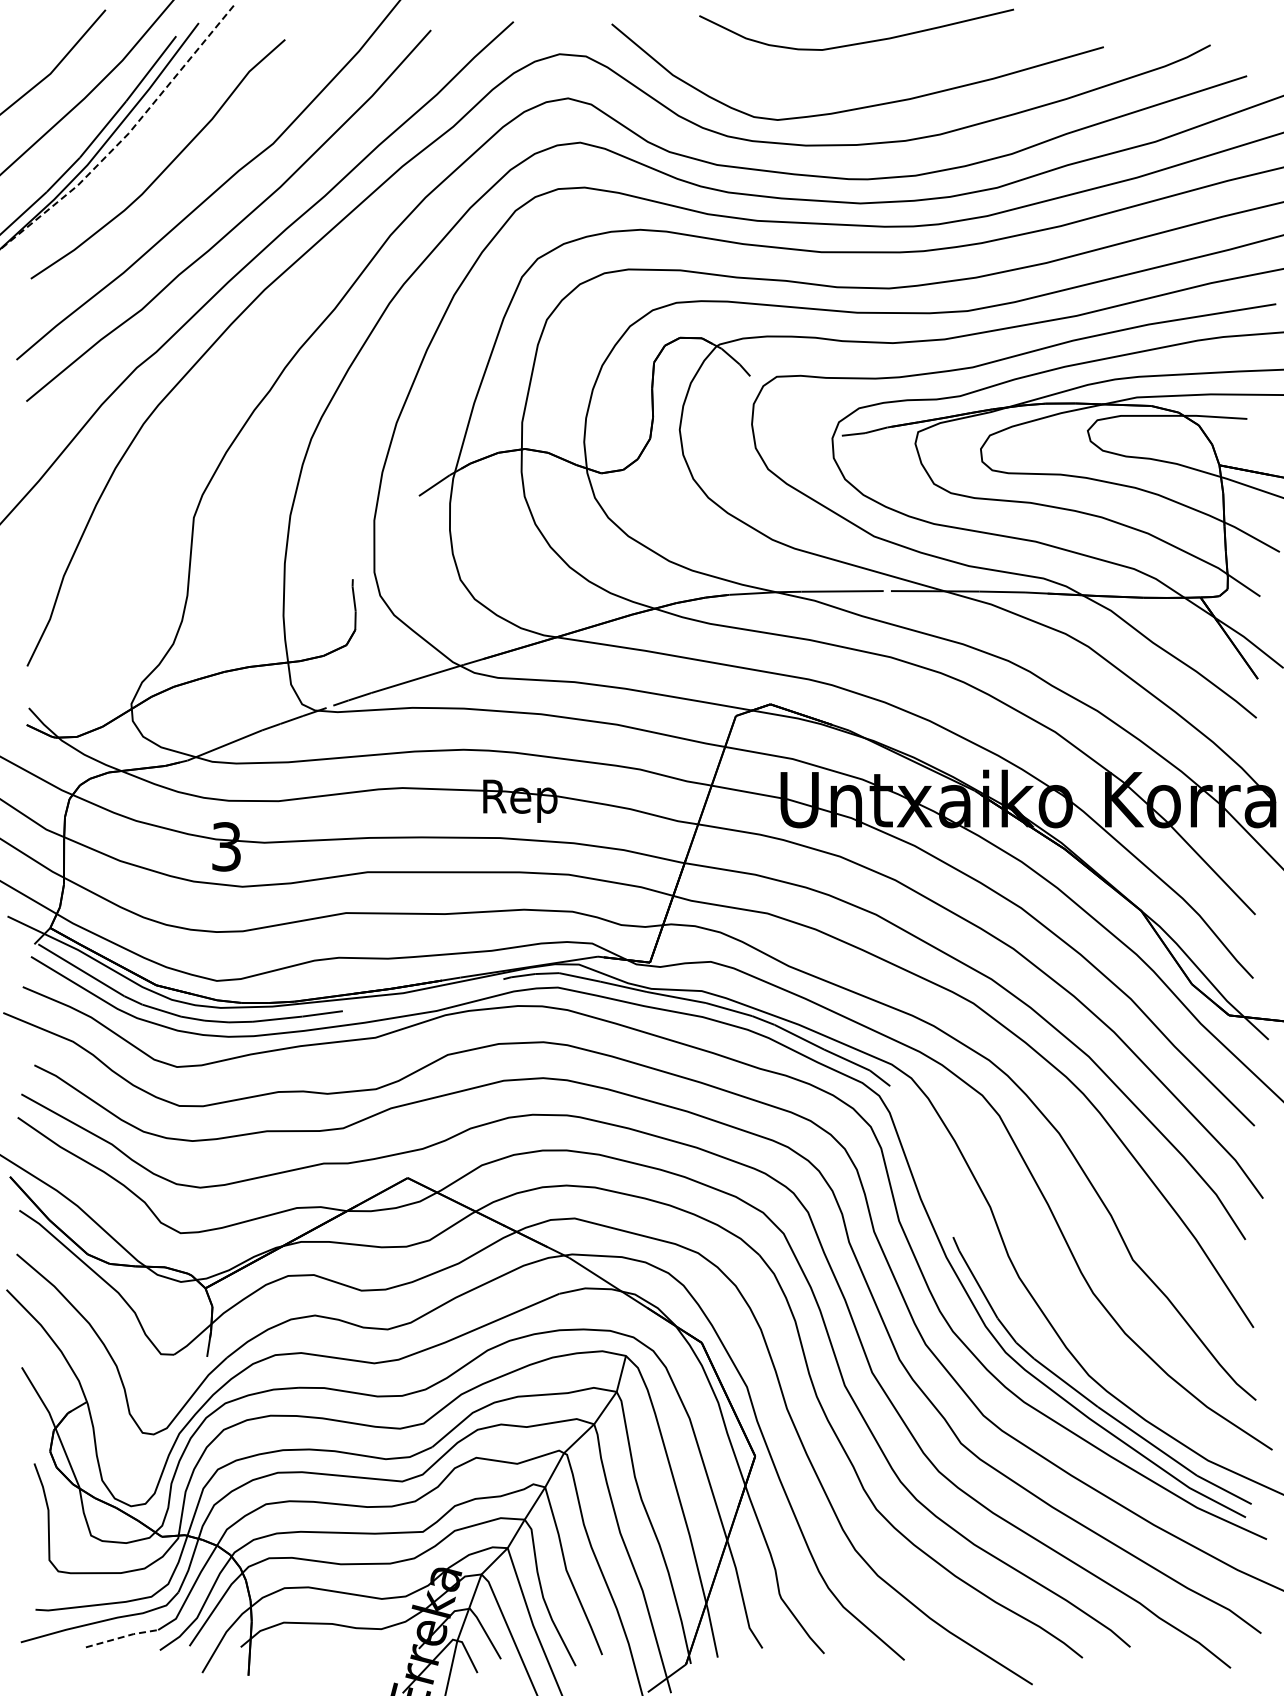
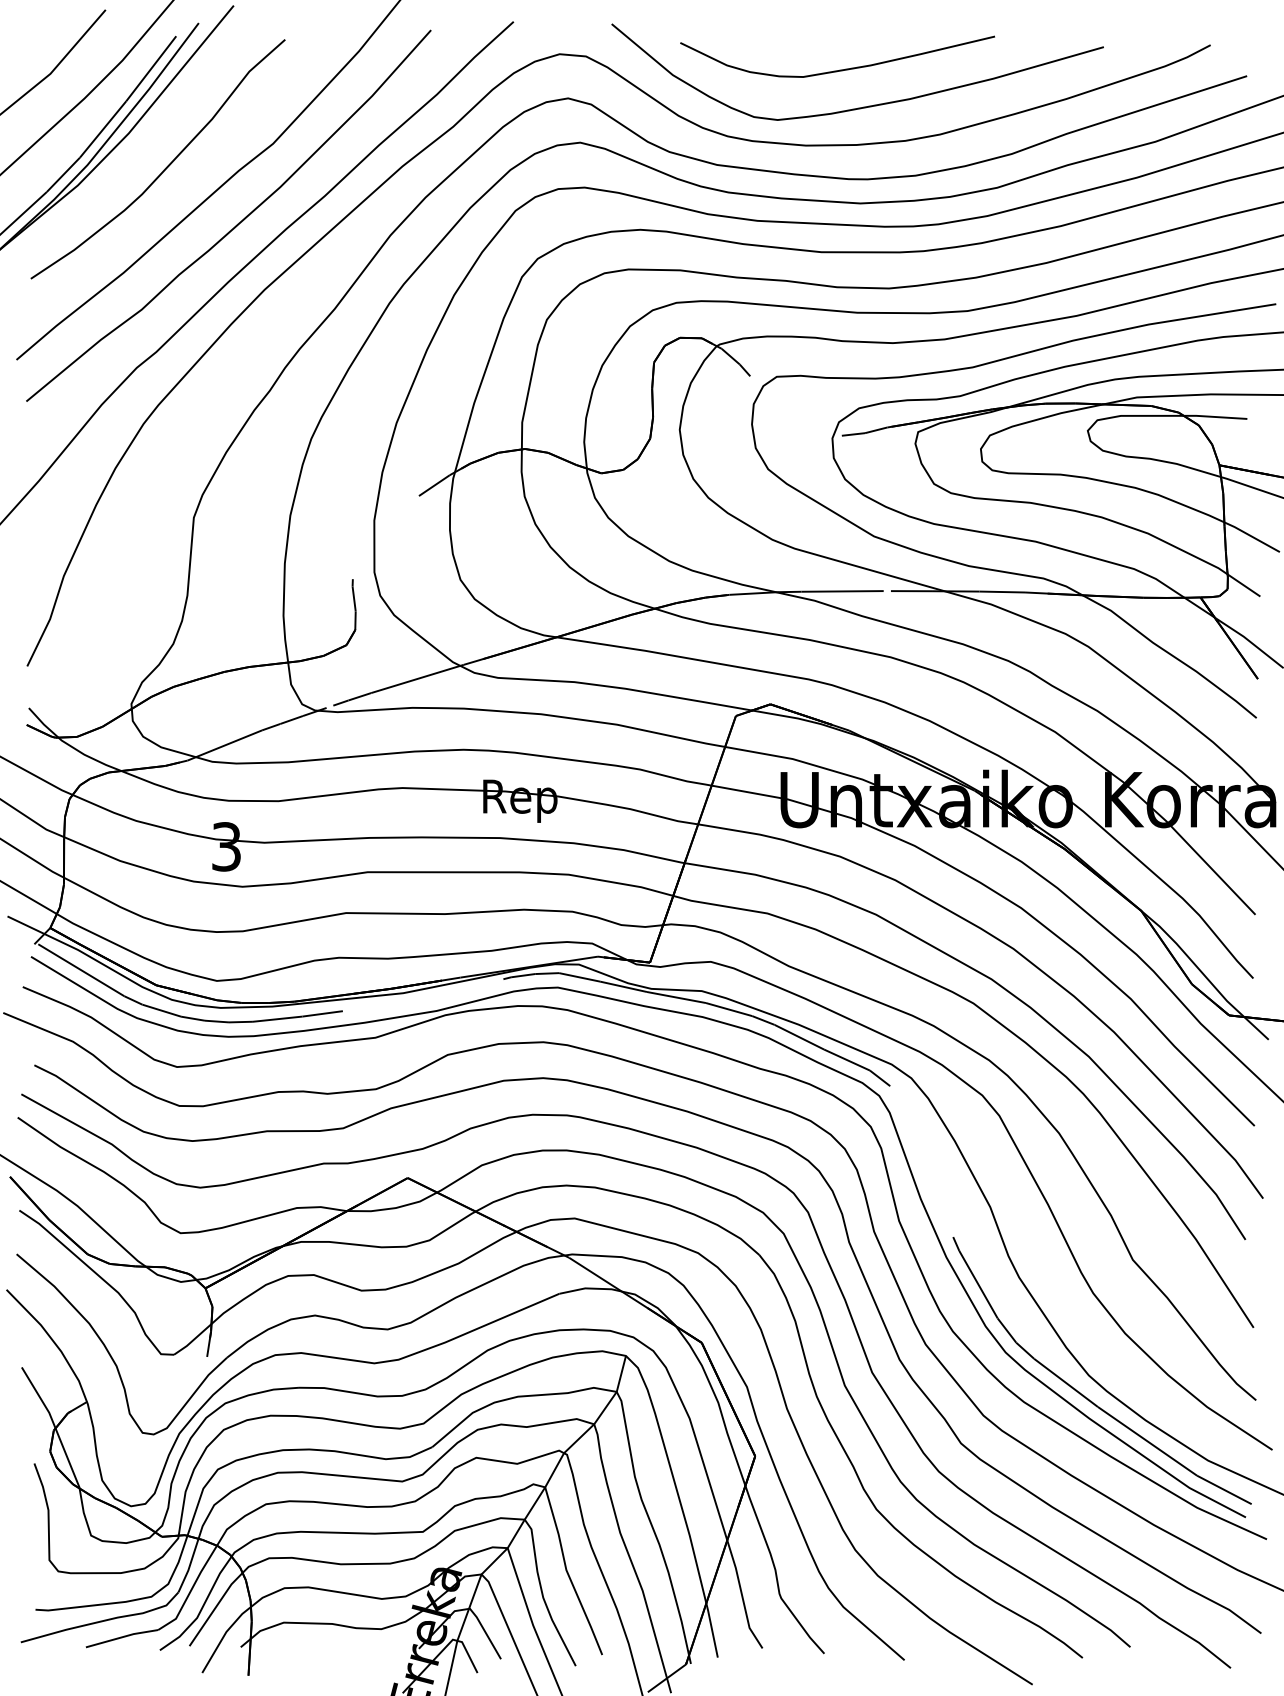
curve position: (858, 42) -> (839, 69) (839, 69)
line: dashed -> solid (126, 136)
line: dashed -> solid (122, 1637)
